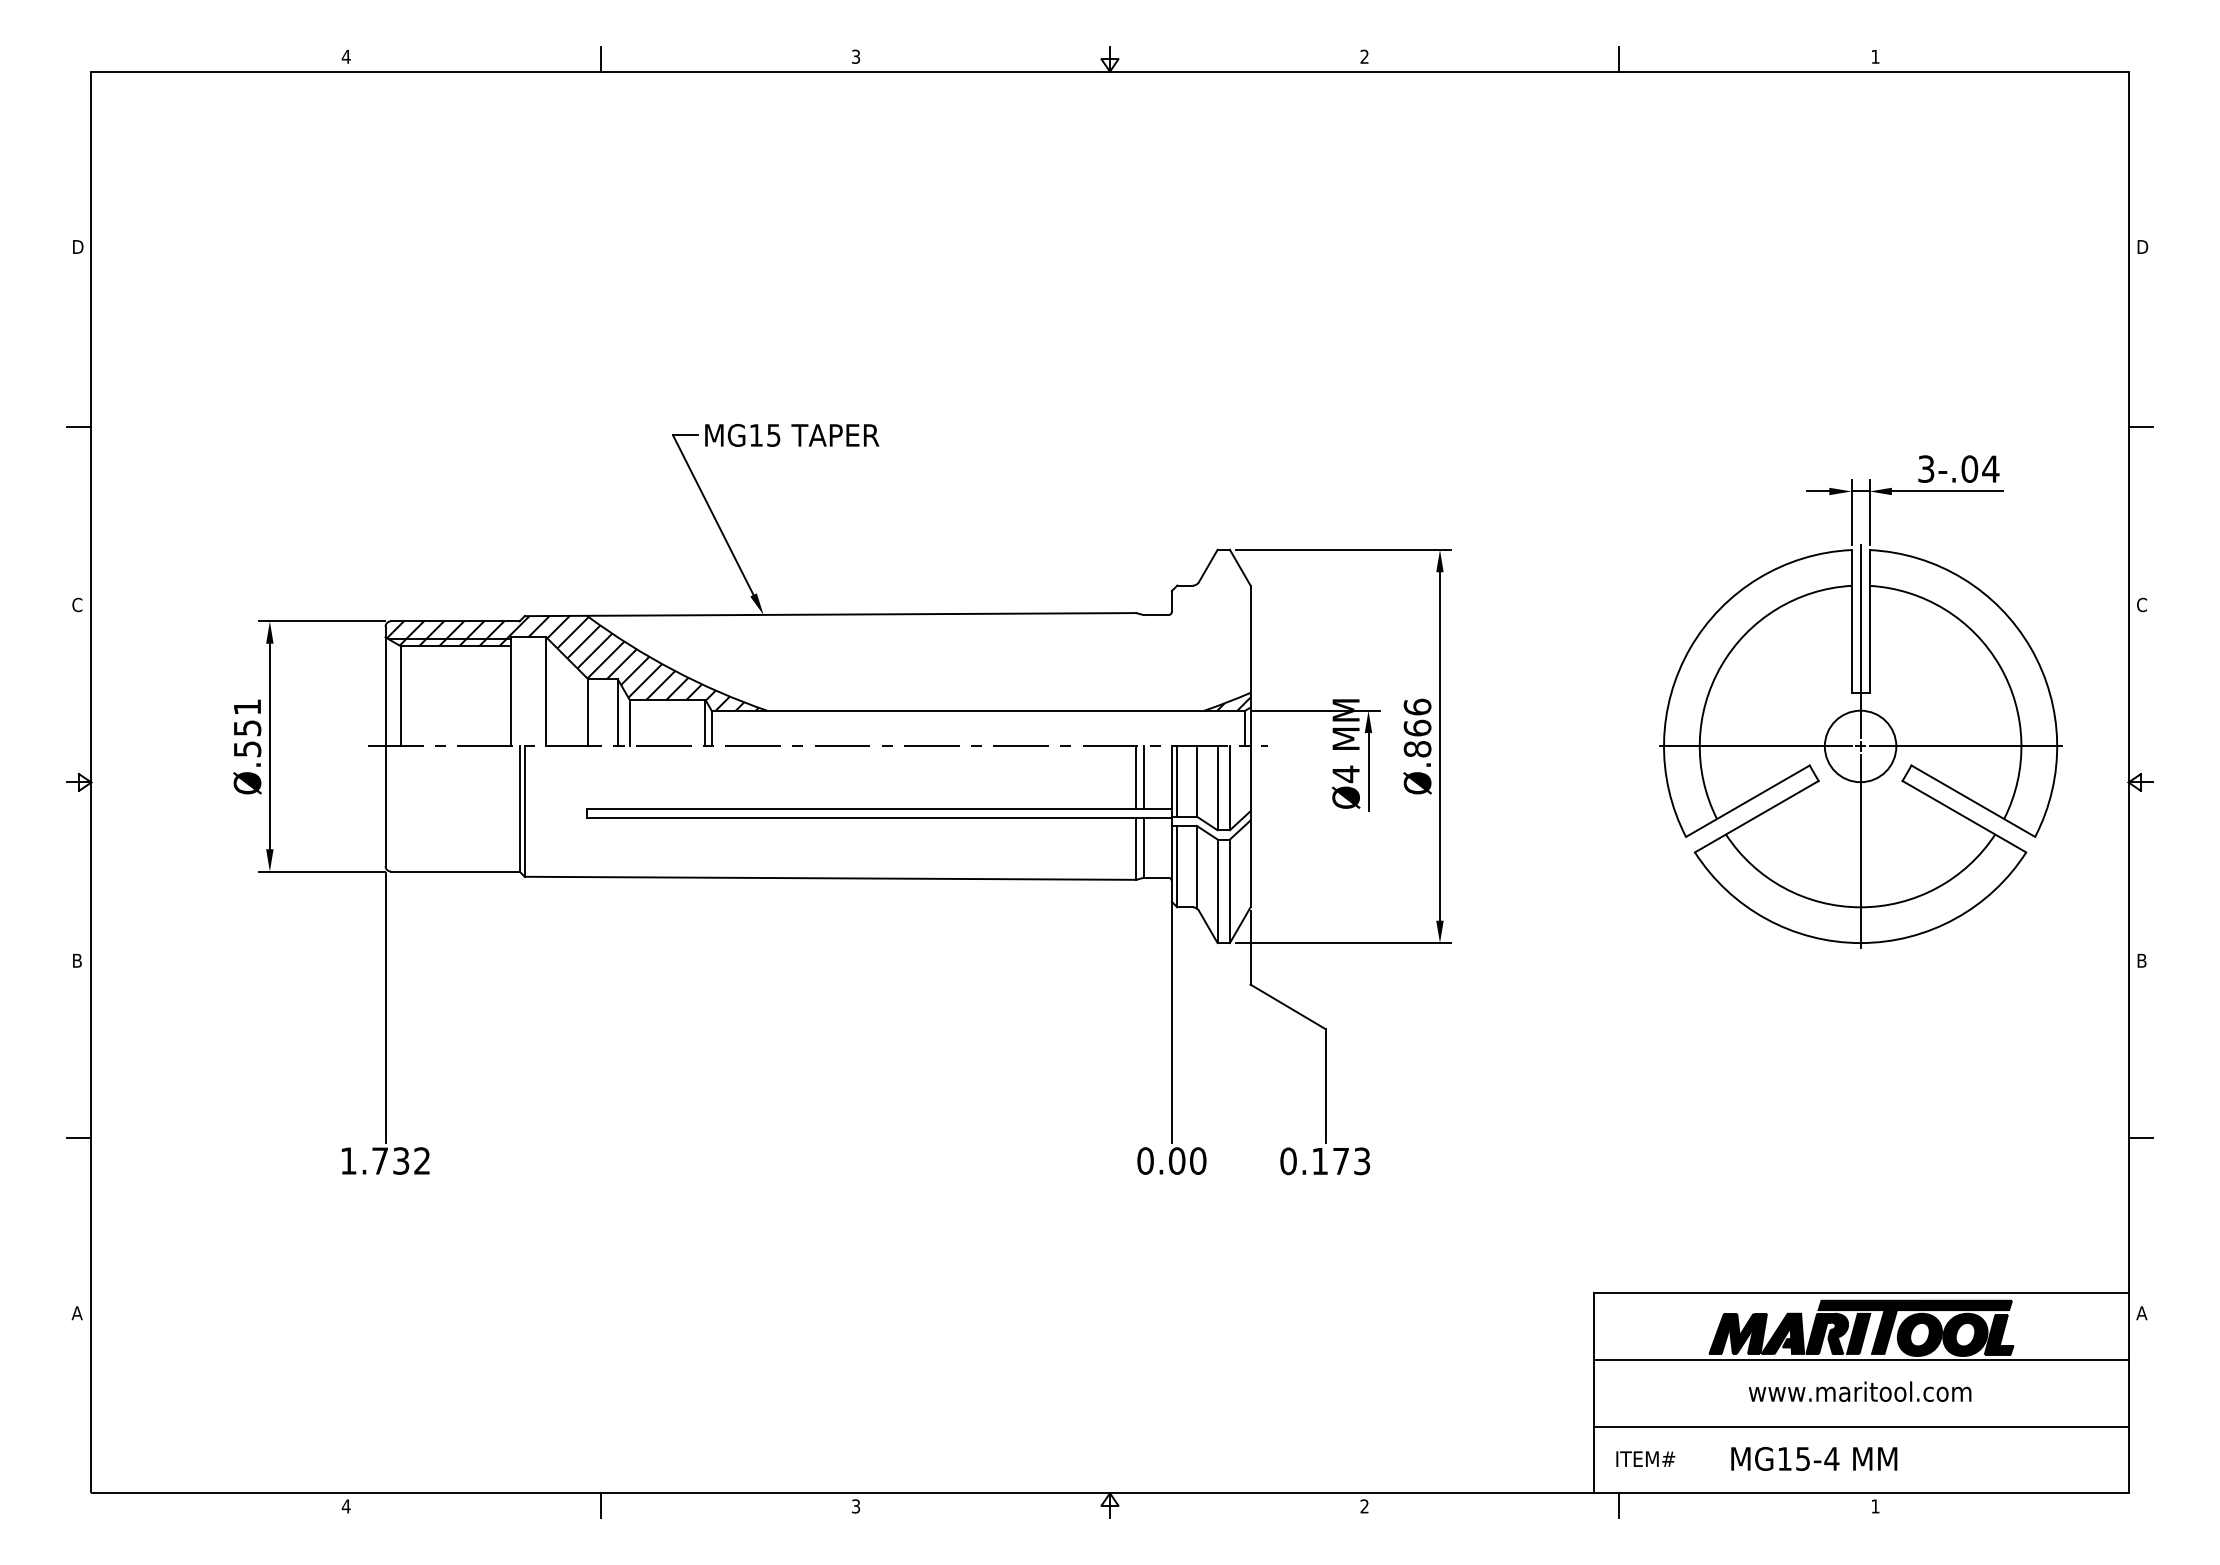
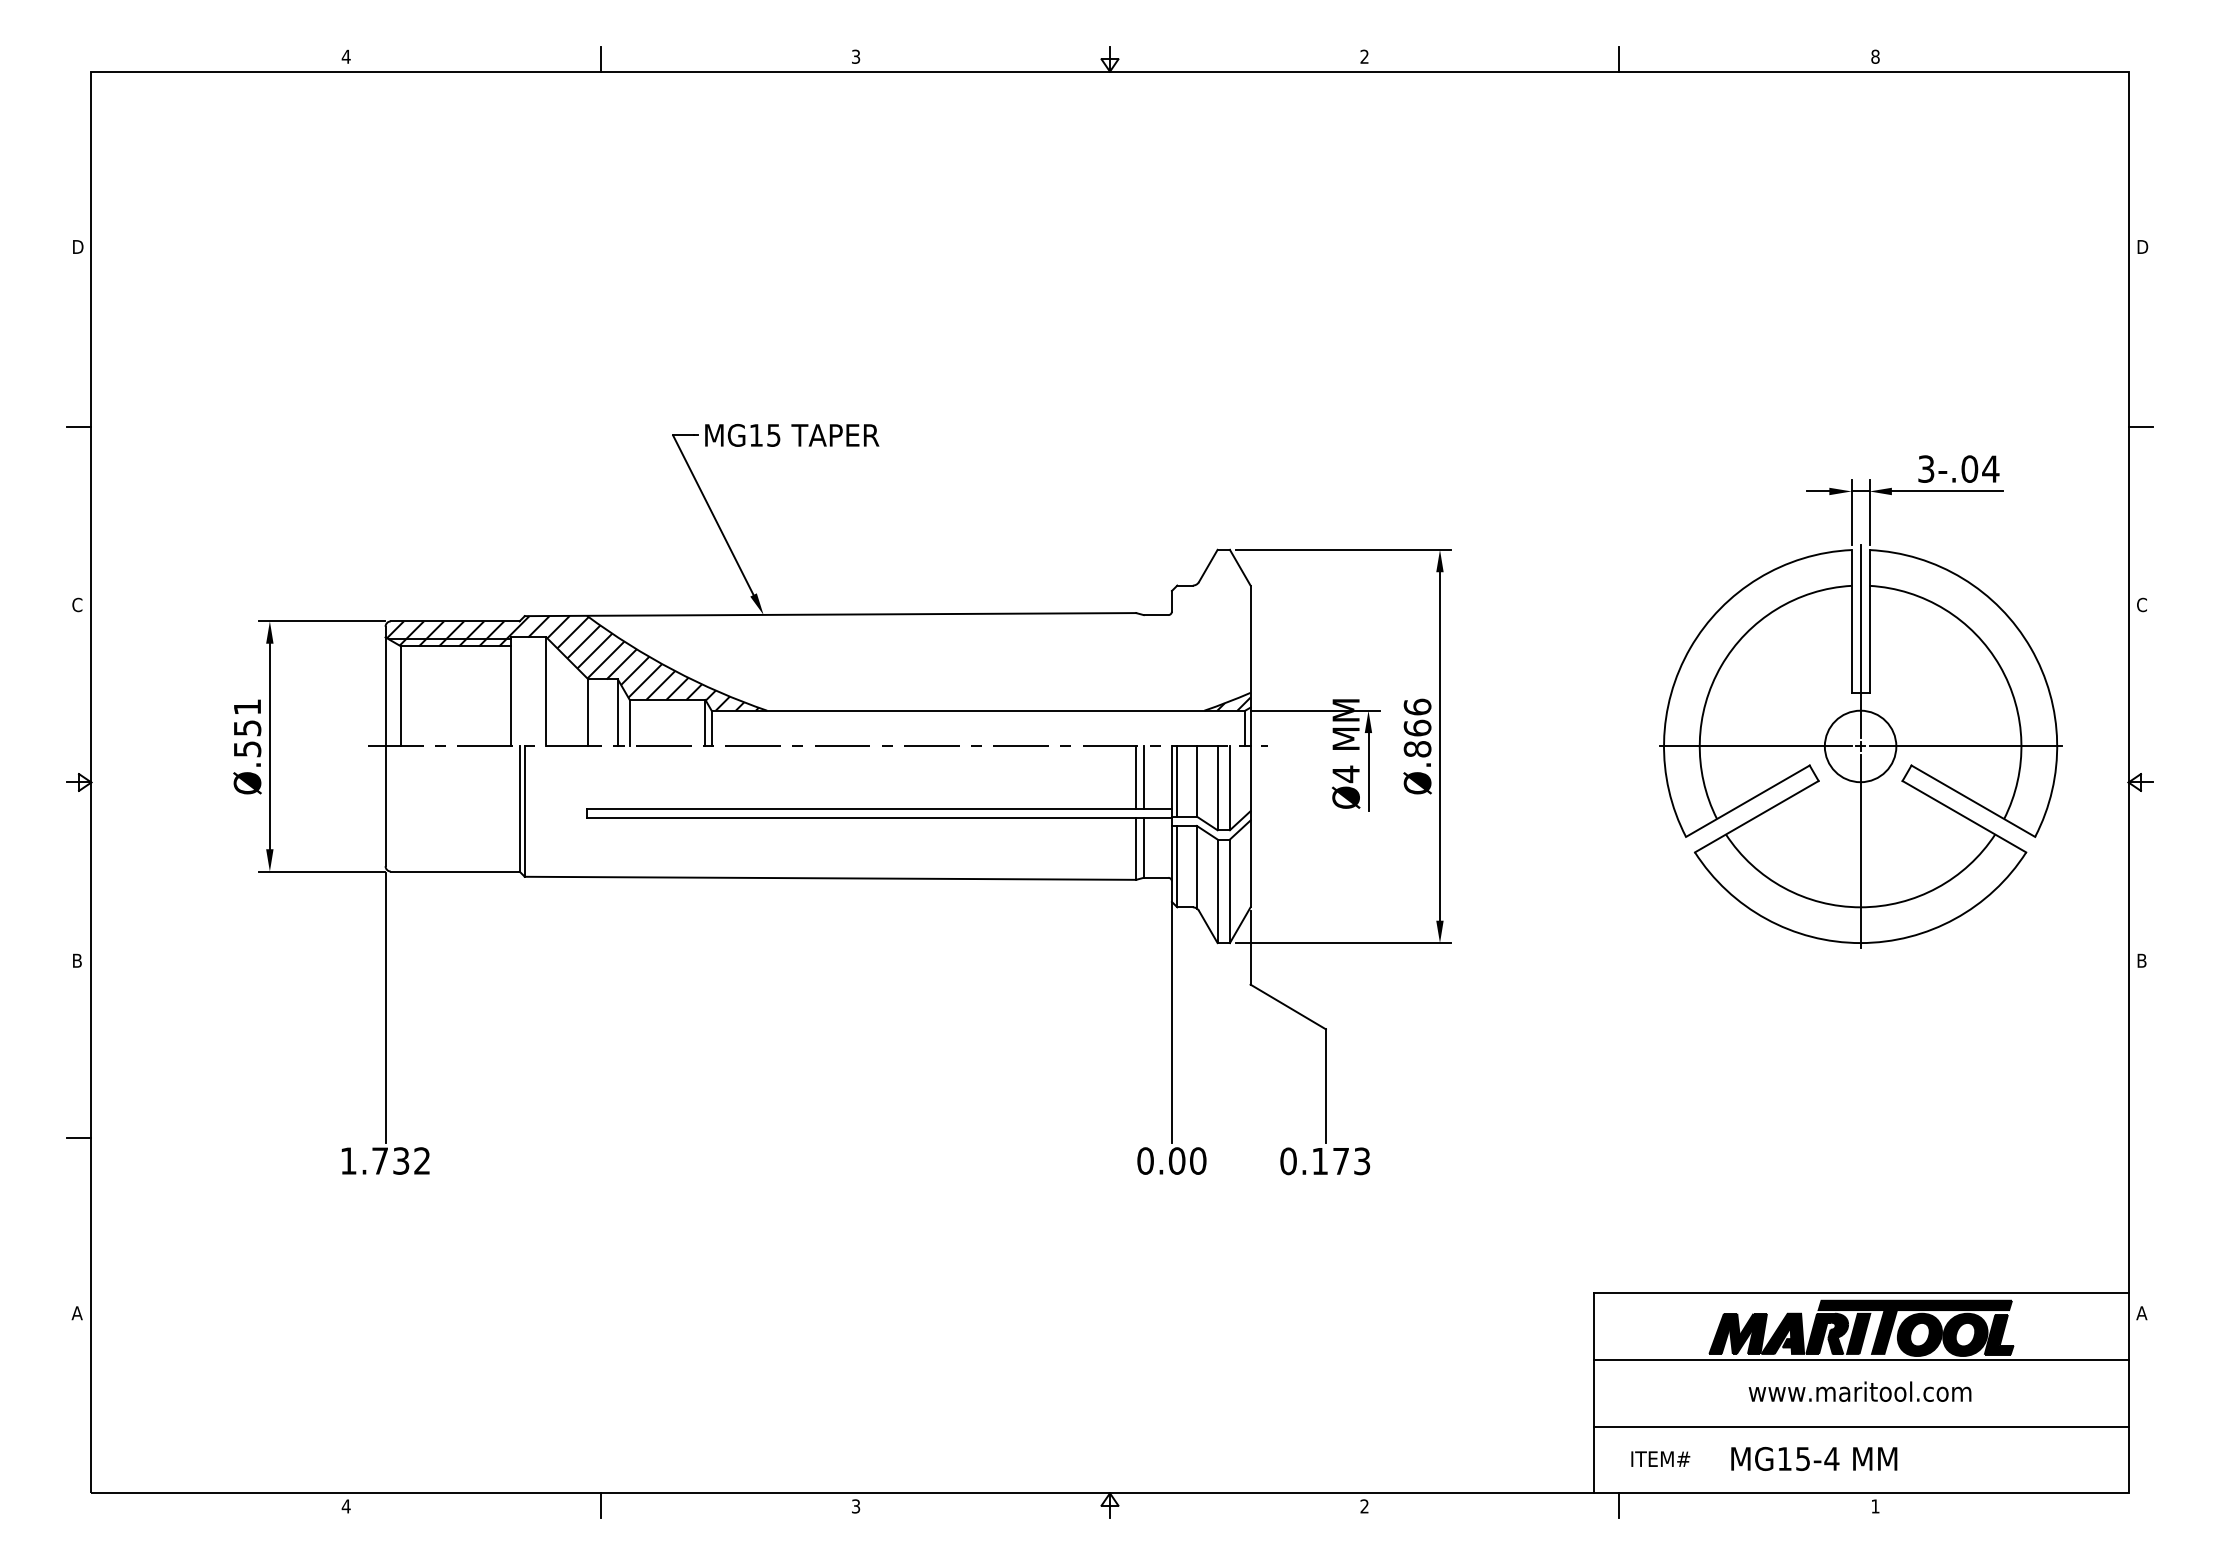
text: 1 -> 8 (1875, 56)
line: present -> none (2140, 1137)
text position: (1645, 1458) -> (1660, 1458) (1660, 1458)
